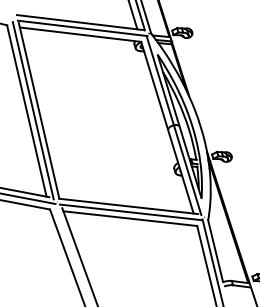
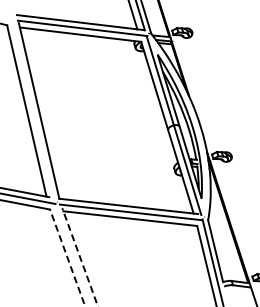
line: present -> none (32, 110)
line: solid -> dashed (80, 257)
line: solid -> dashed (67, 258)
